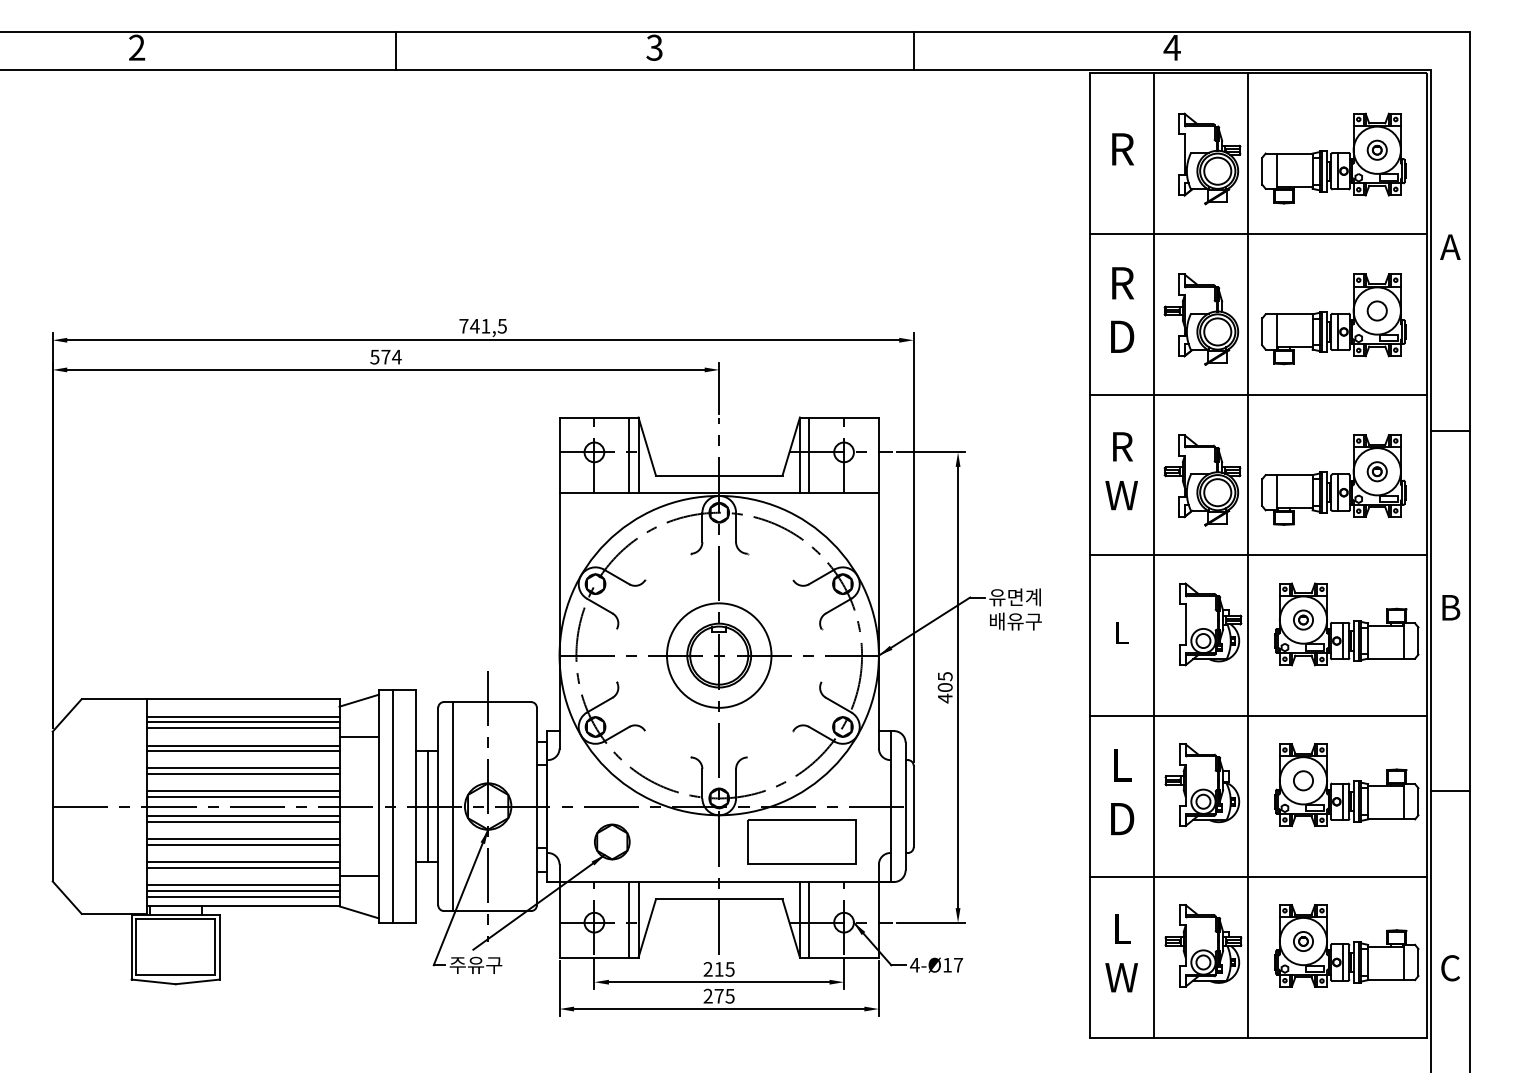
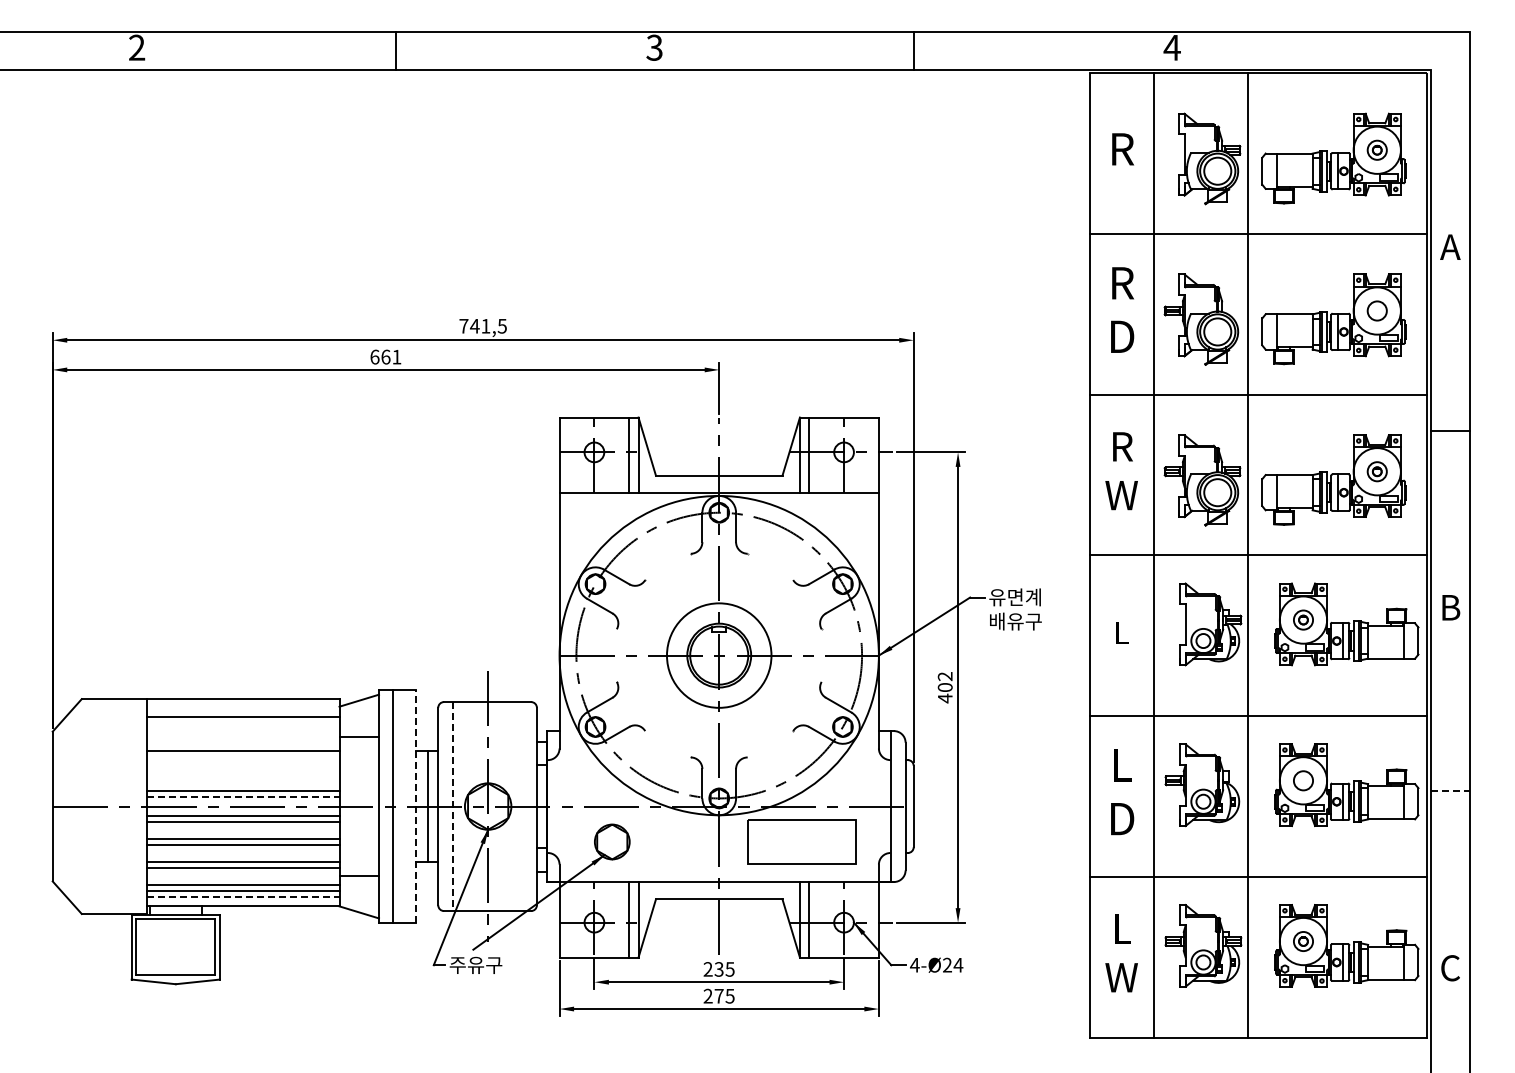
text: 574 -> 661 (385, 356)
text: 405 -> 402 (944, 676)
line: present -> none (242, 722)
line: present -> none (242, 728)
line: present -> none (242, 745)
line: present -> none (242, 768)
line: present -> none (242, 773)
line: solid -> dashed (1450, 791)
line: solid -> dashed (243, 797)
line: solid -> dashed (416, 806)
line: solid -> dashed (453, 806)
line: solid -> dashed (243, 896)
text: 4-Ø17 -> 4-Ø24 (953, 964)
text: 215 -> 235 (718, 969)
